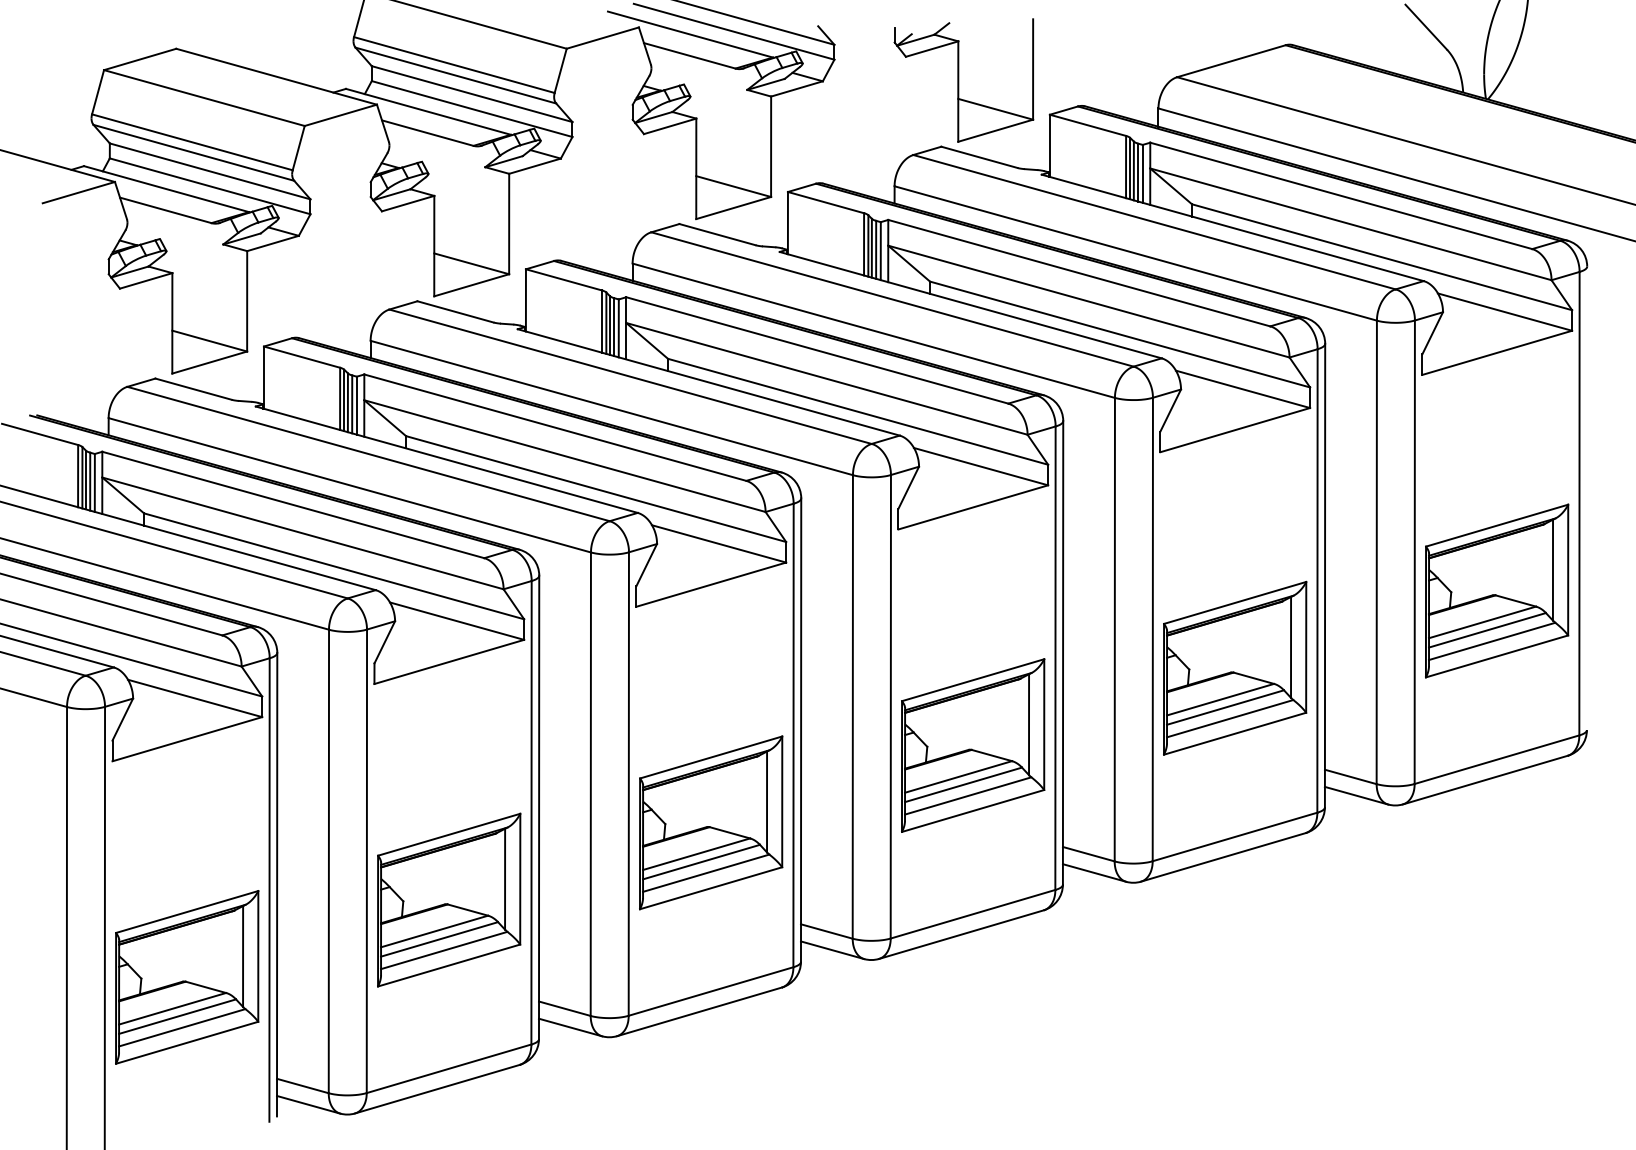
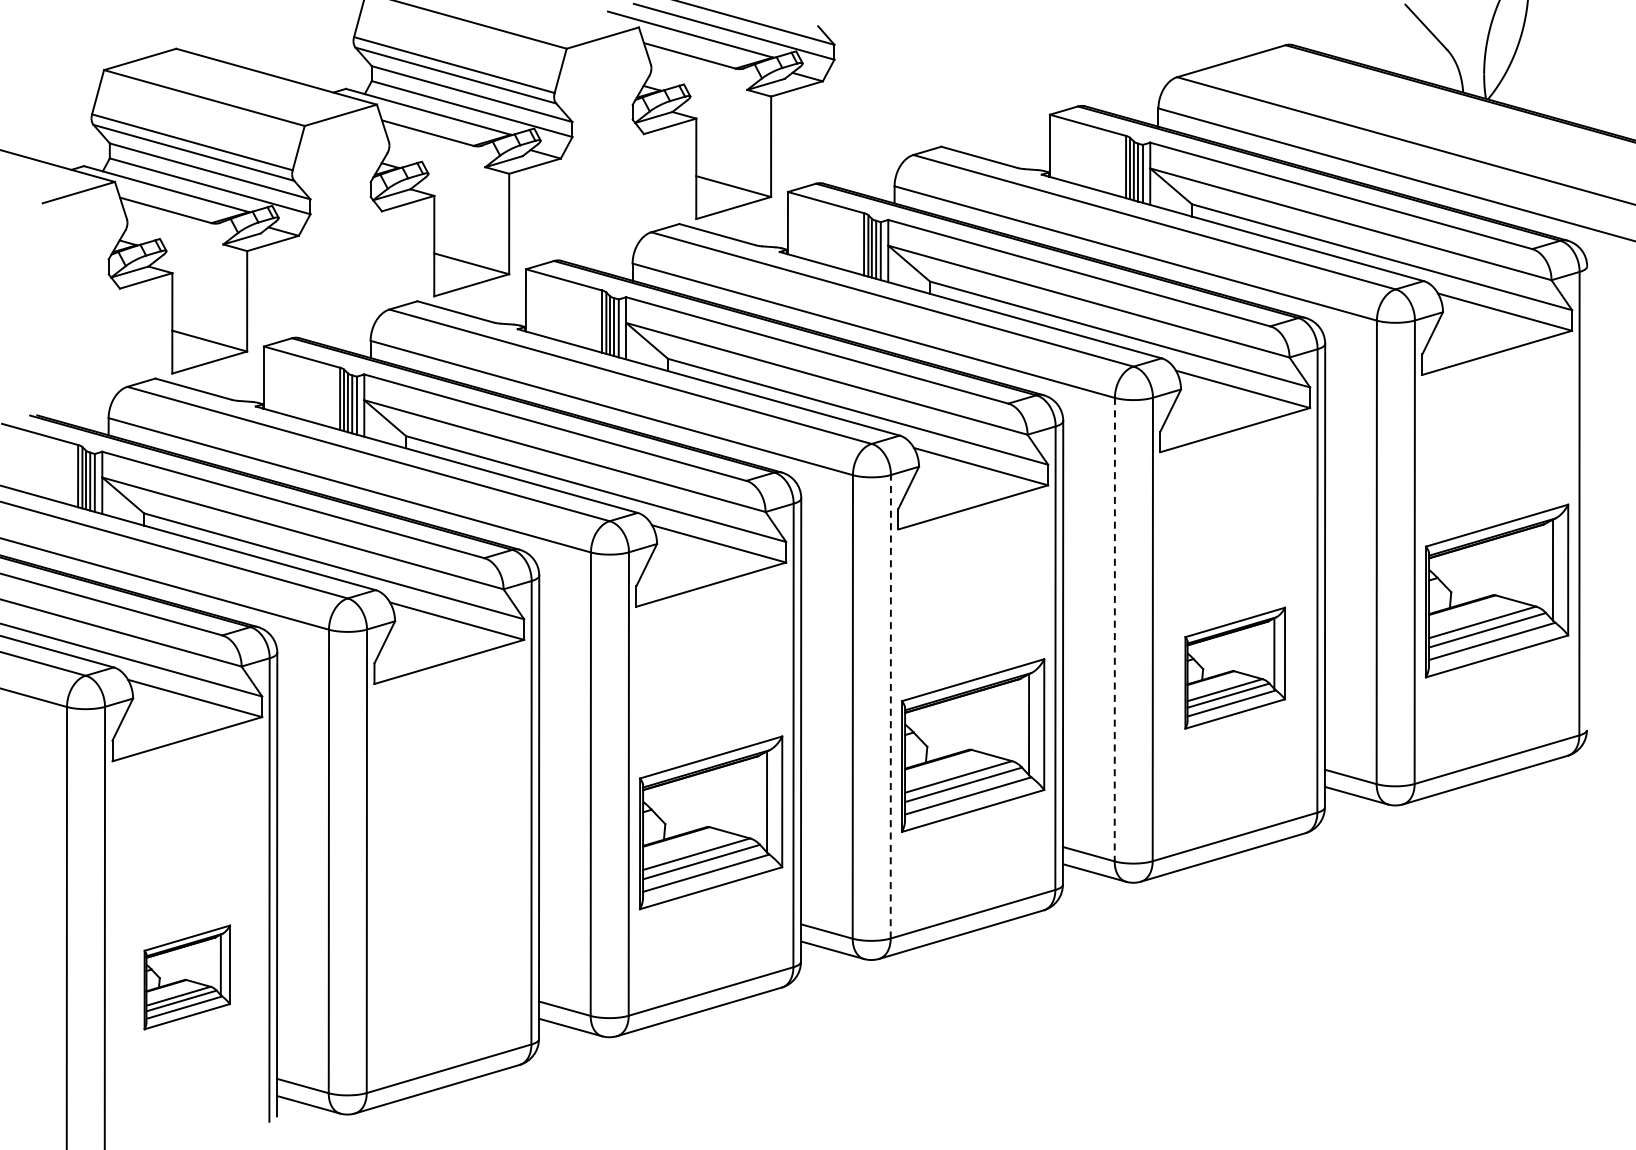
part: present -> none (963, 80)
line: solid -> dashed (1114, 629)
part size: 145x176 px -> 102x124 px (1234, 667)
line: solid -> dashed (890, 706)
part: present -> none (449, 899)
part size: 145x175 px -> 88x107 px (186, 977)
